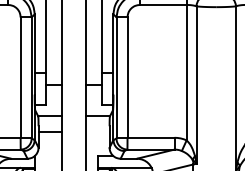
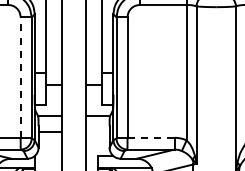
line: solid -> dashed (20, 77)
line: solid -> dashed (151, 137)
